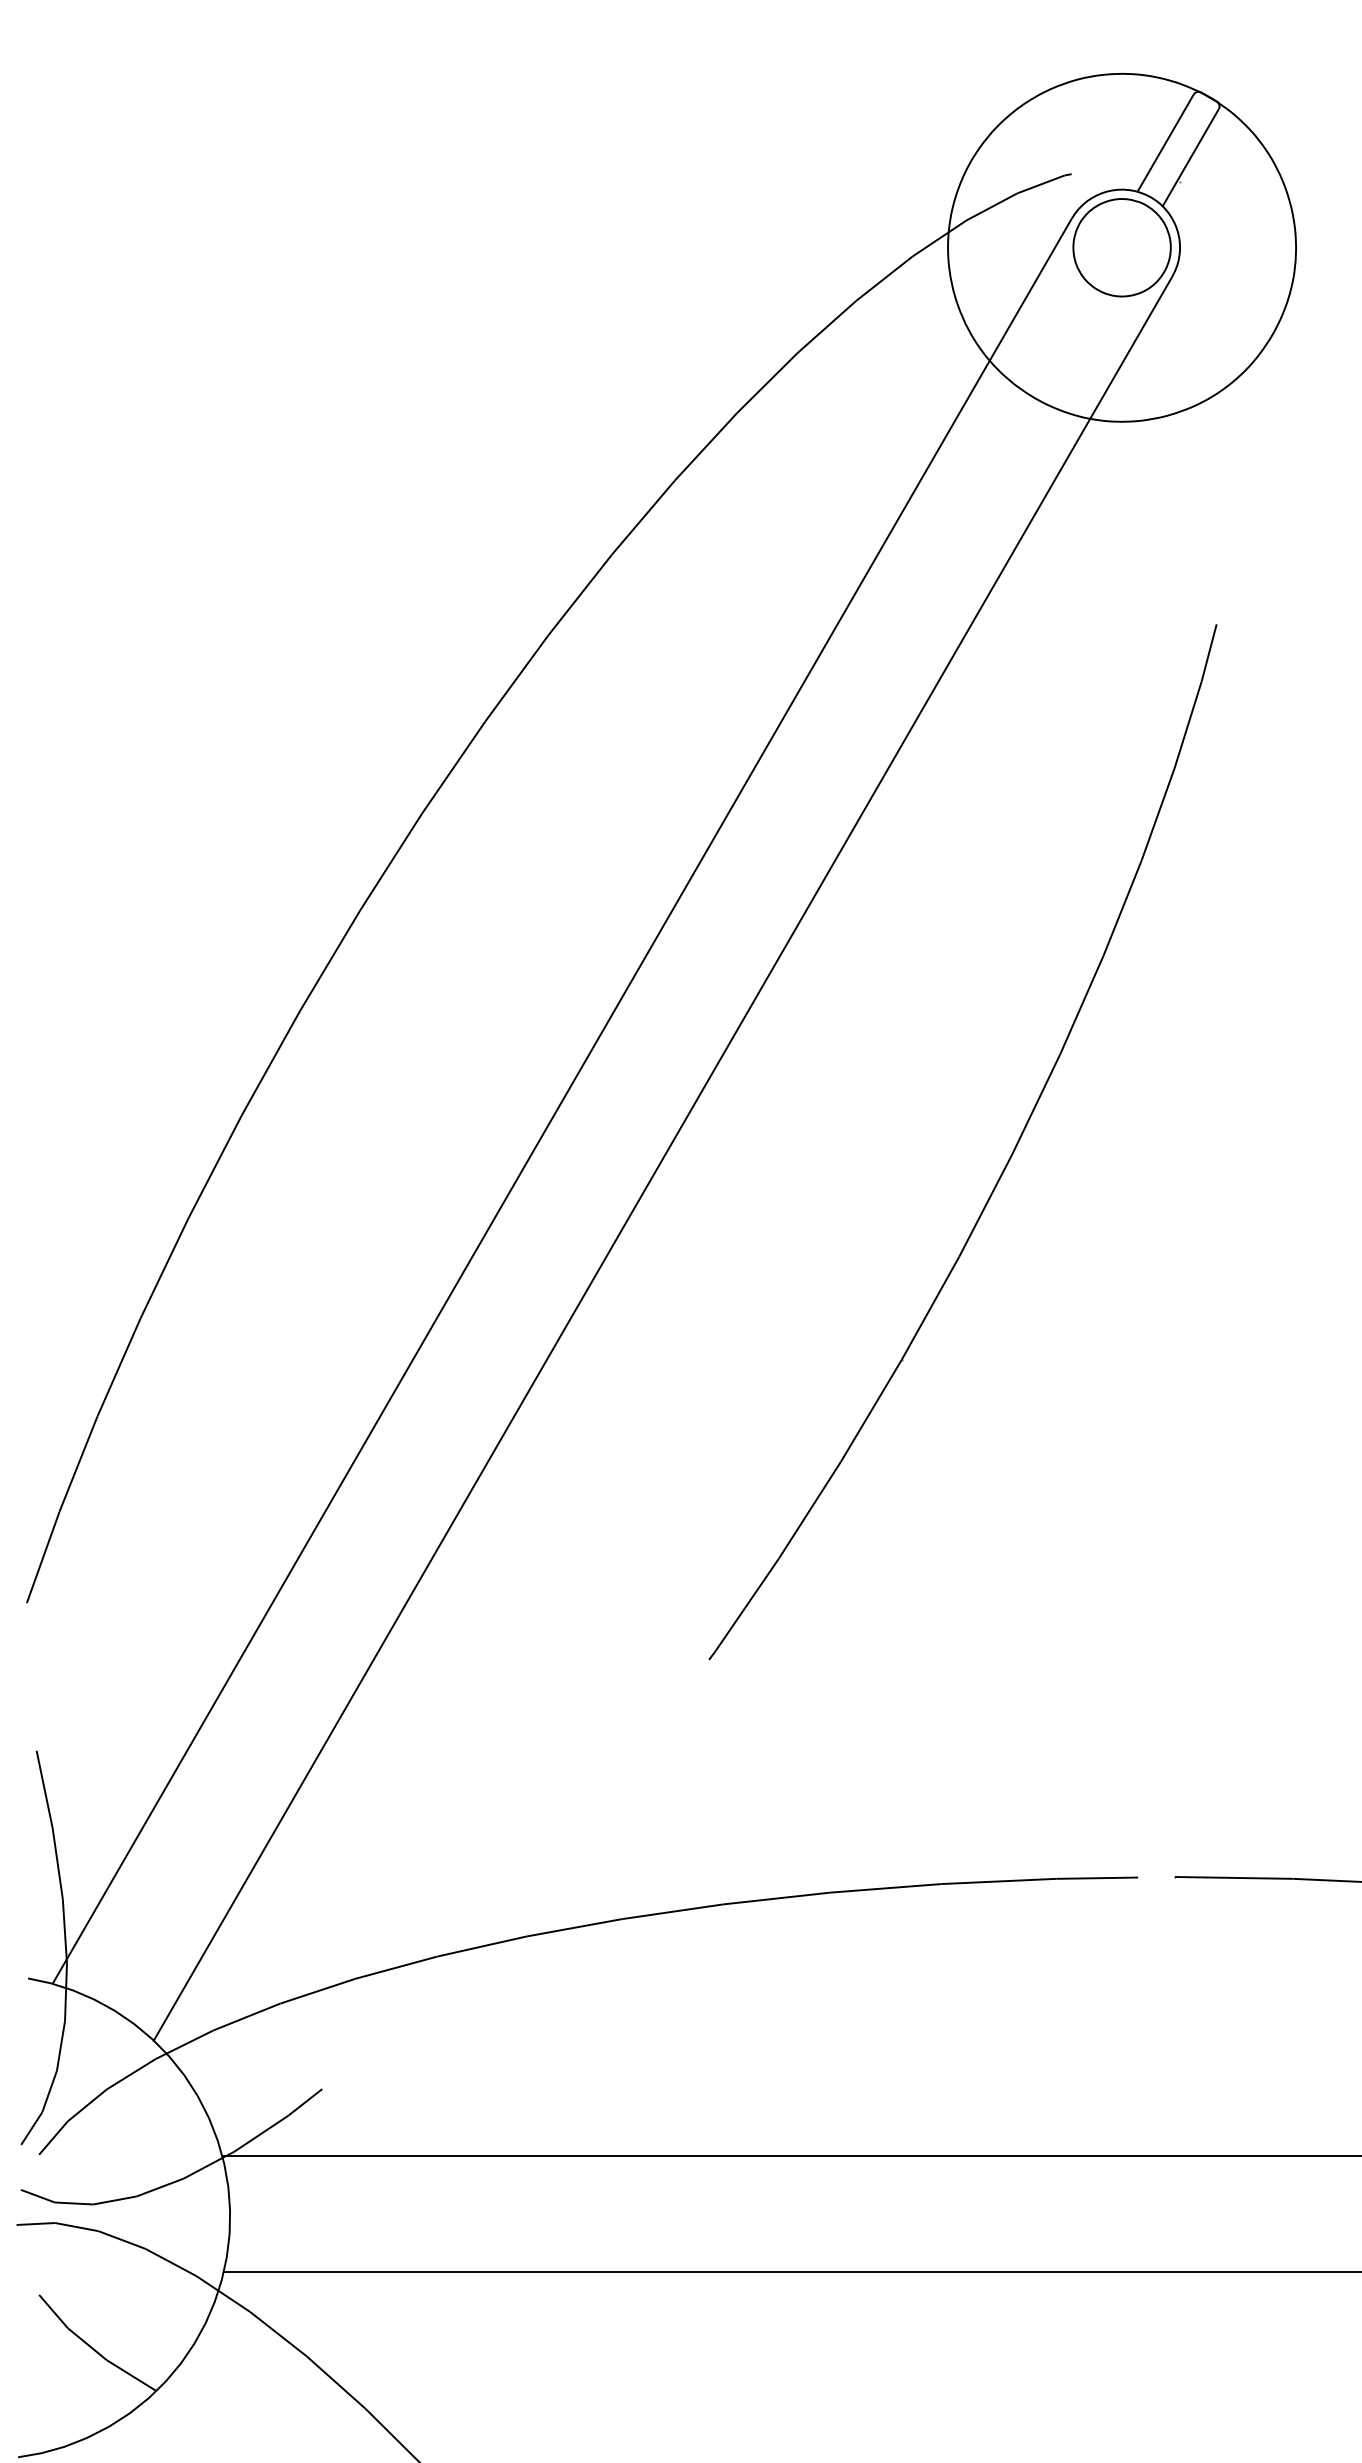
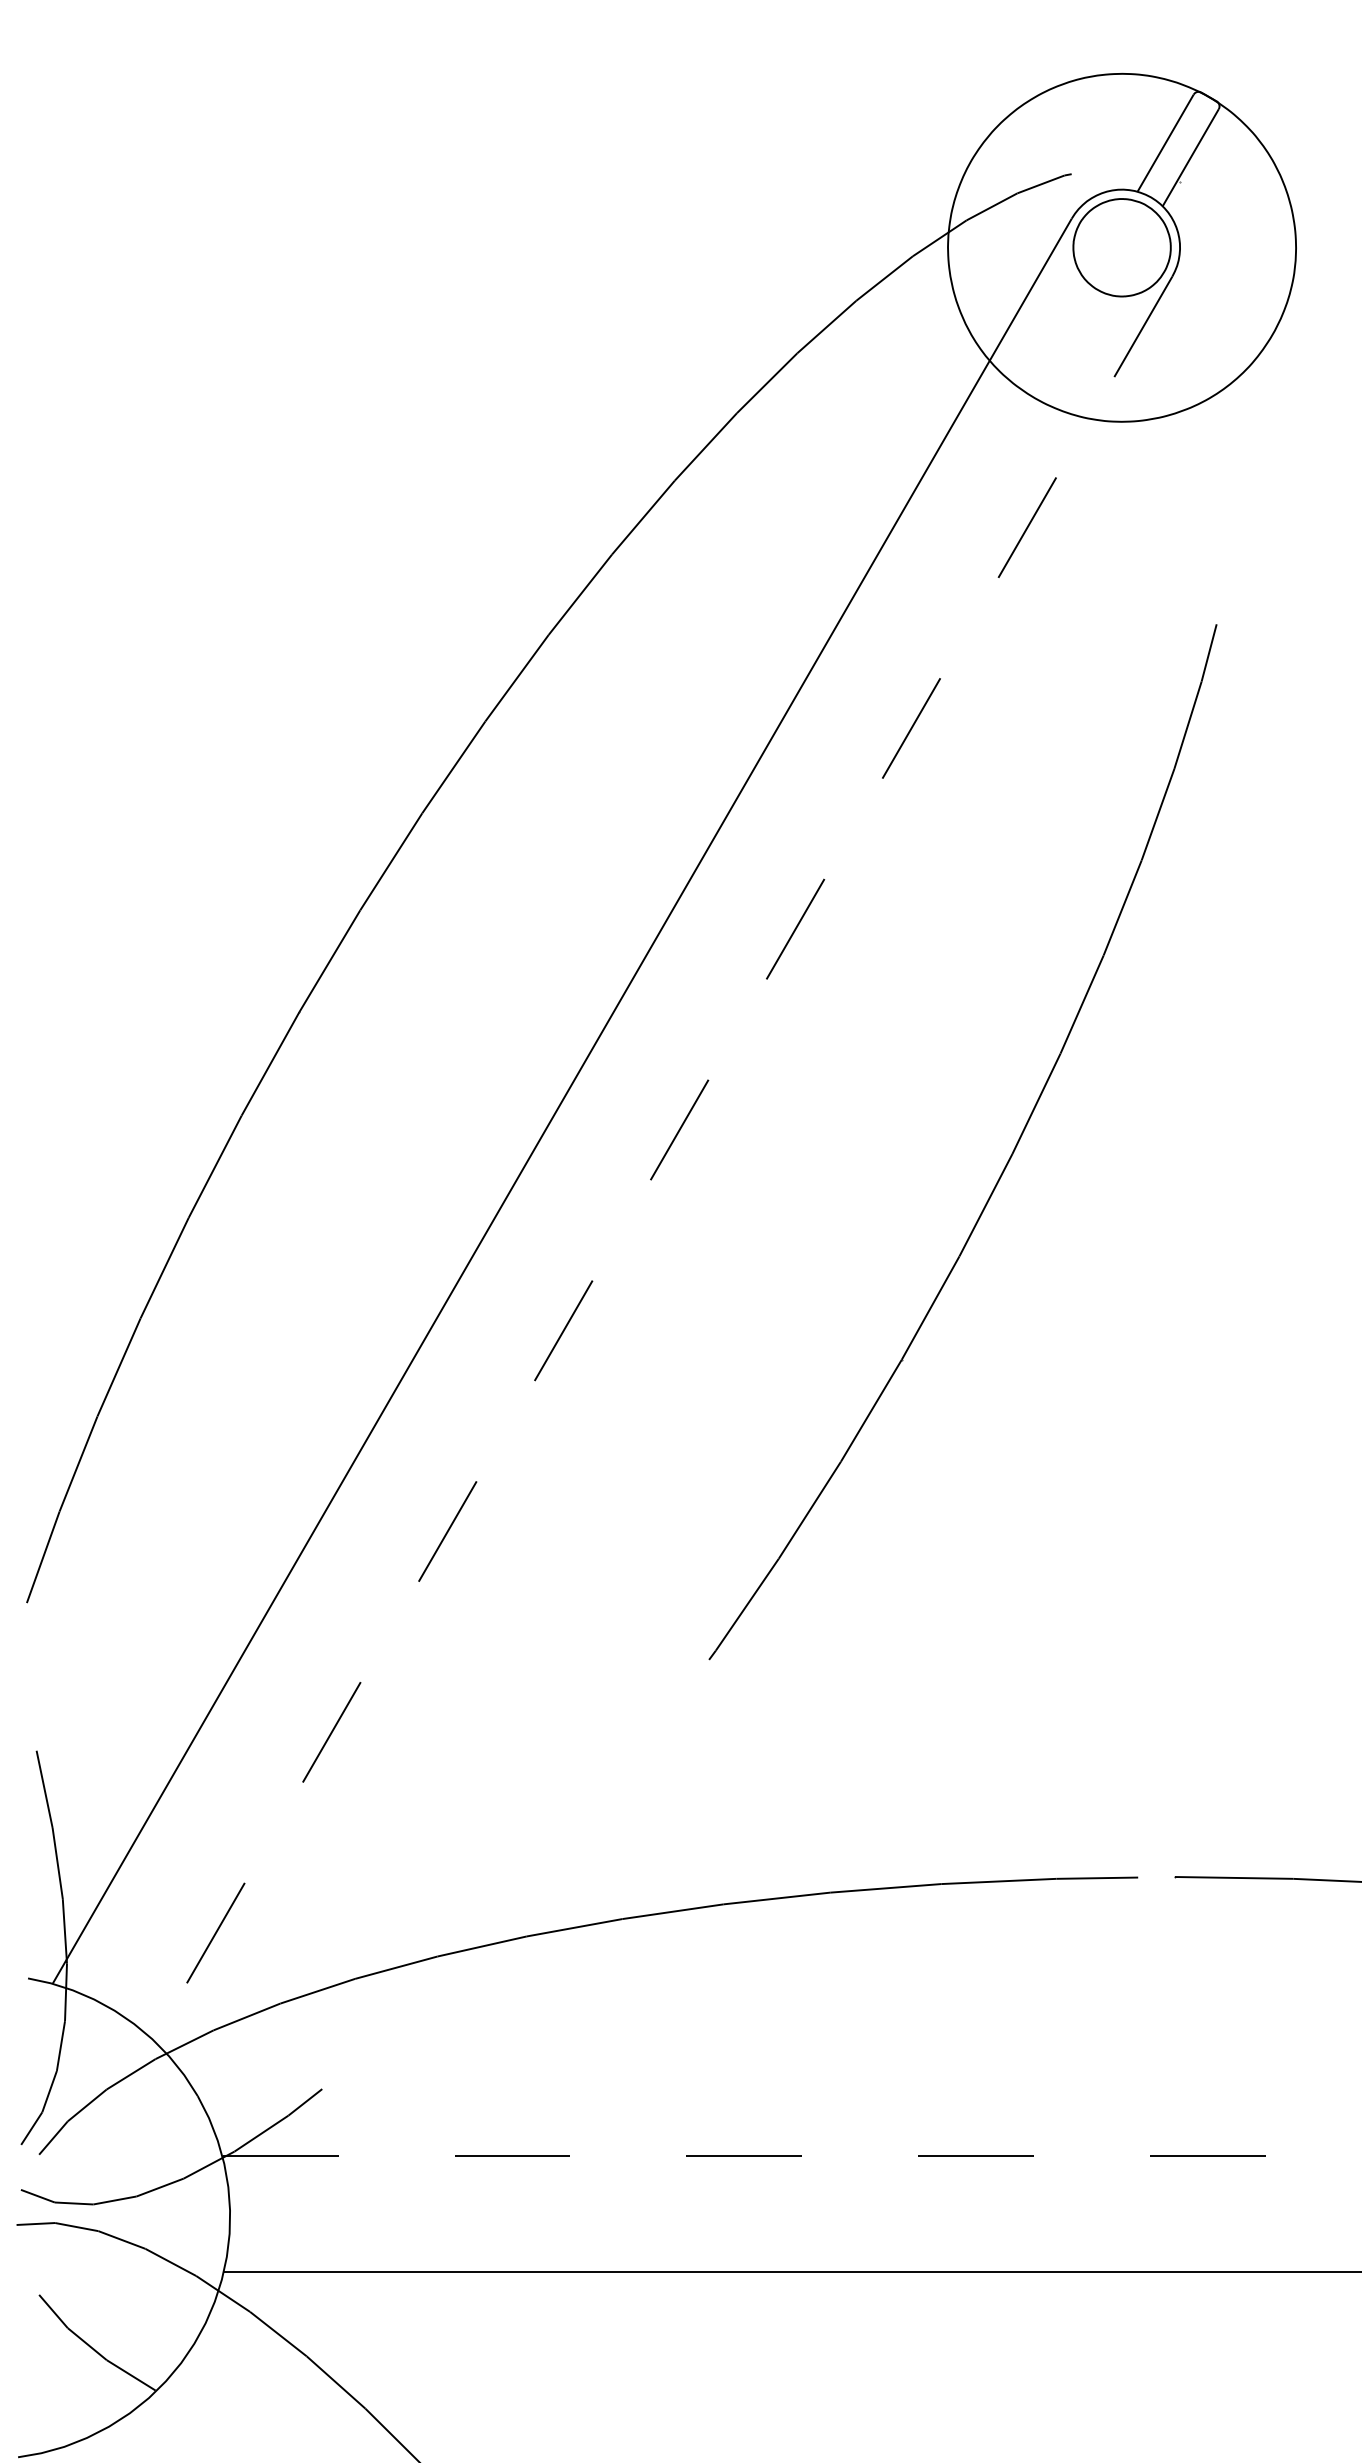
line: solid -> dashed (662, 1159)
line: solid -> dashed (792, 2156)
